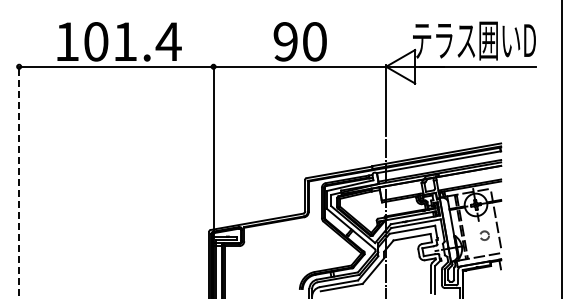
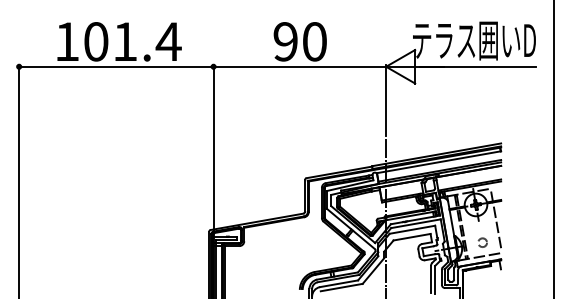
line position: (561, 148) -> (553, 148) (553, 148)
line: dashed -> solid (19, 181)
circle position: (484, 235) -> (482, 242) (482, 242)
